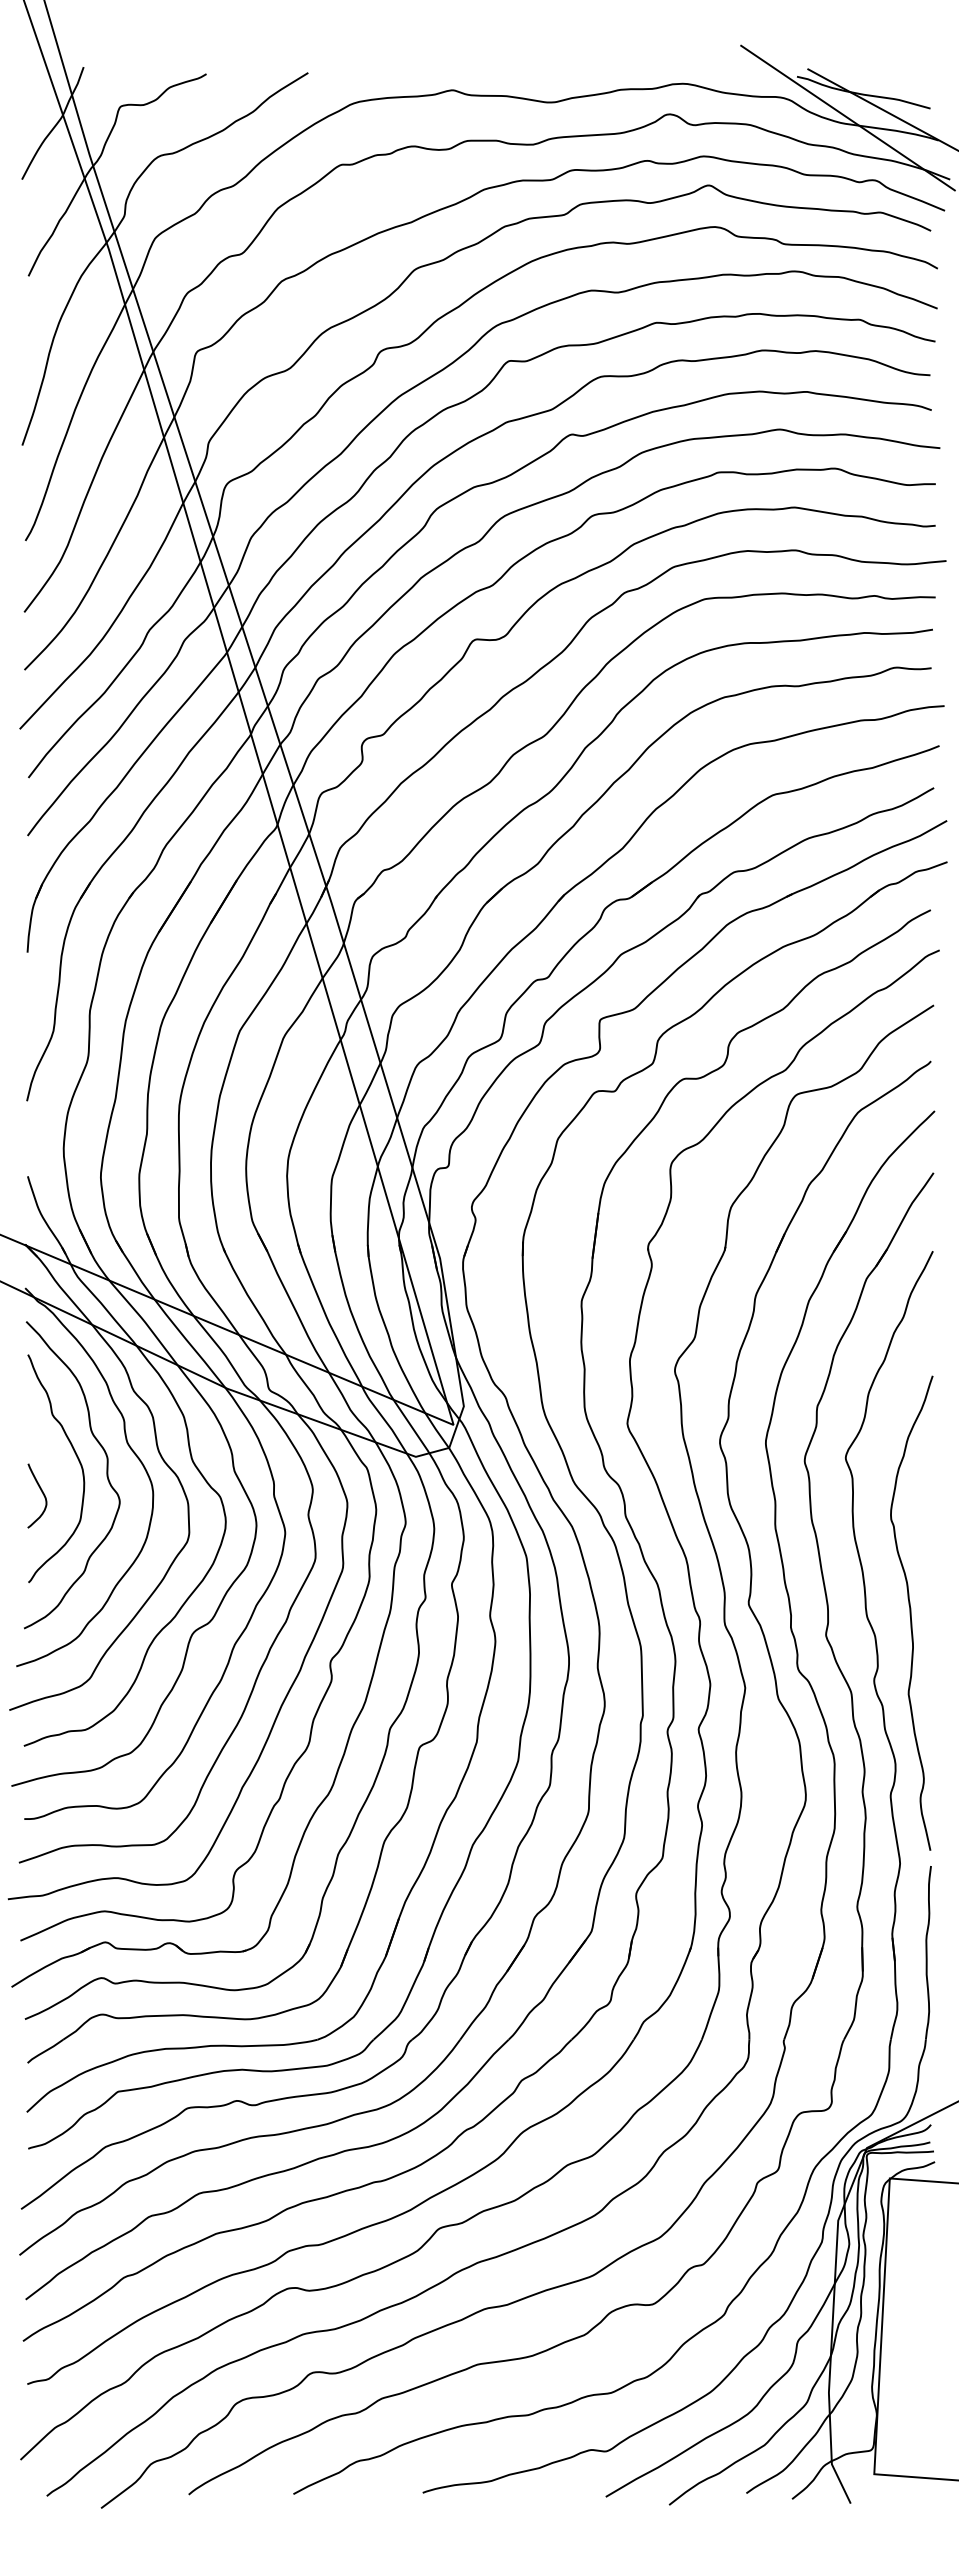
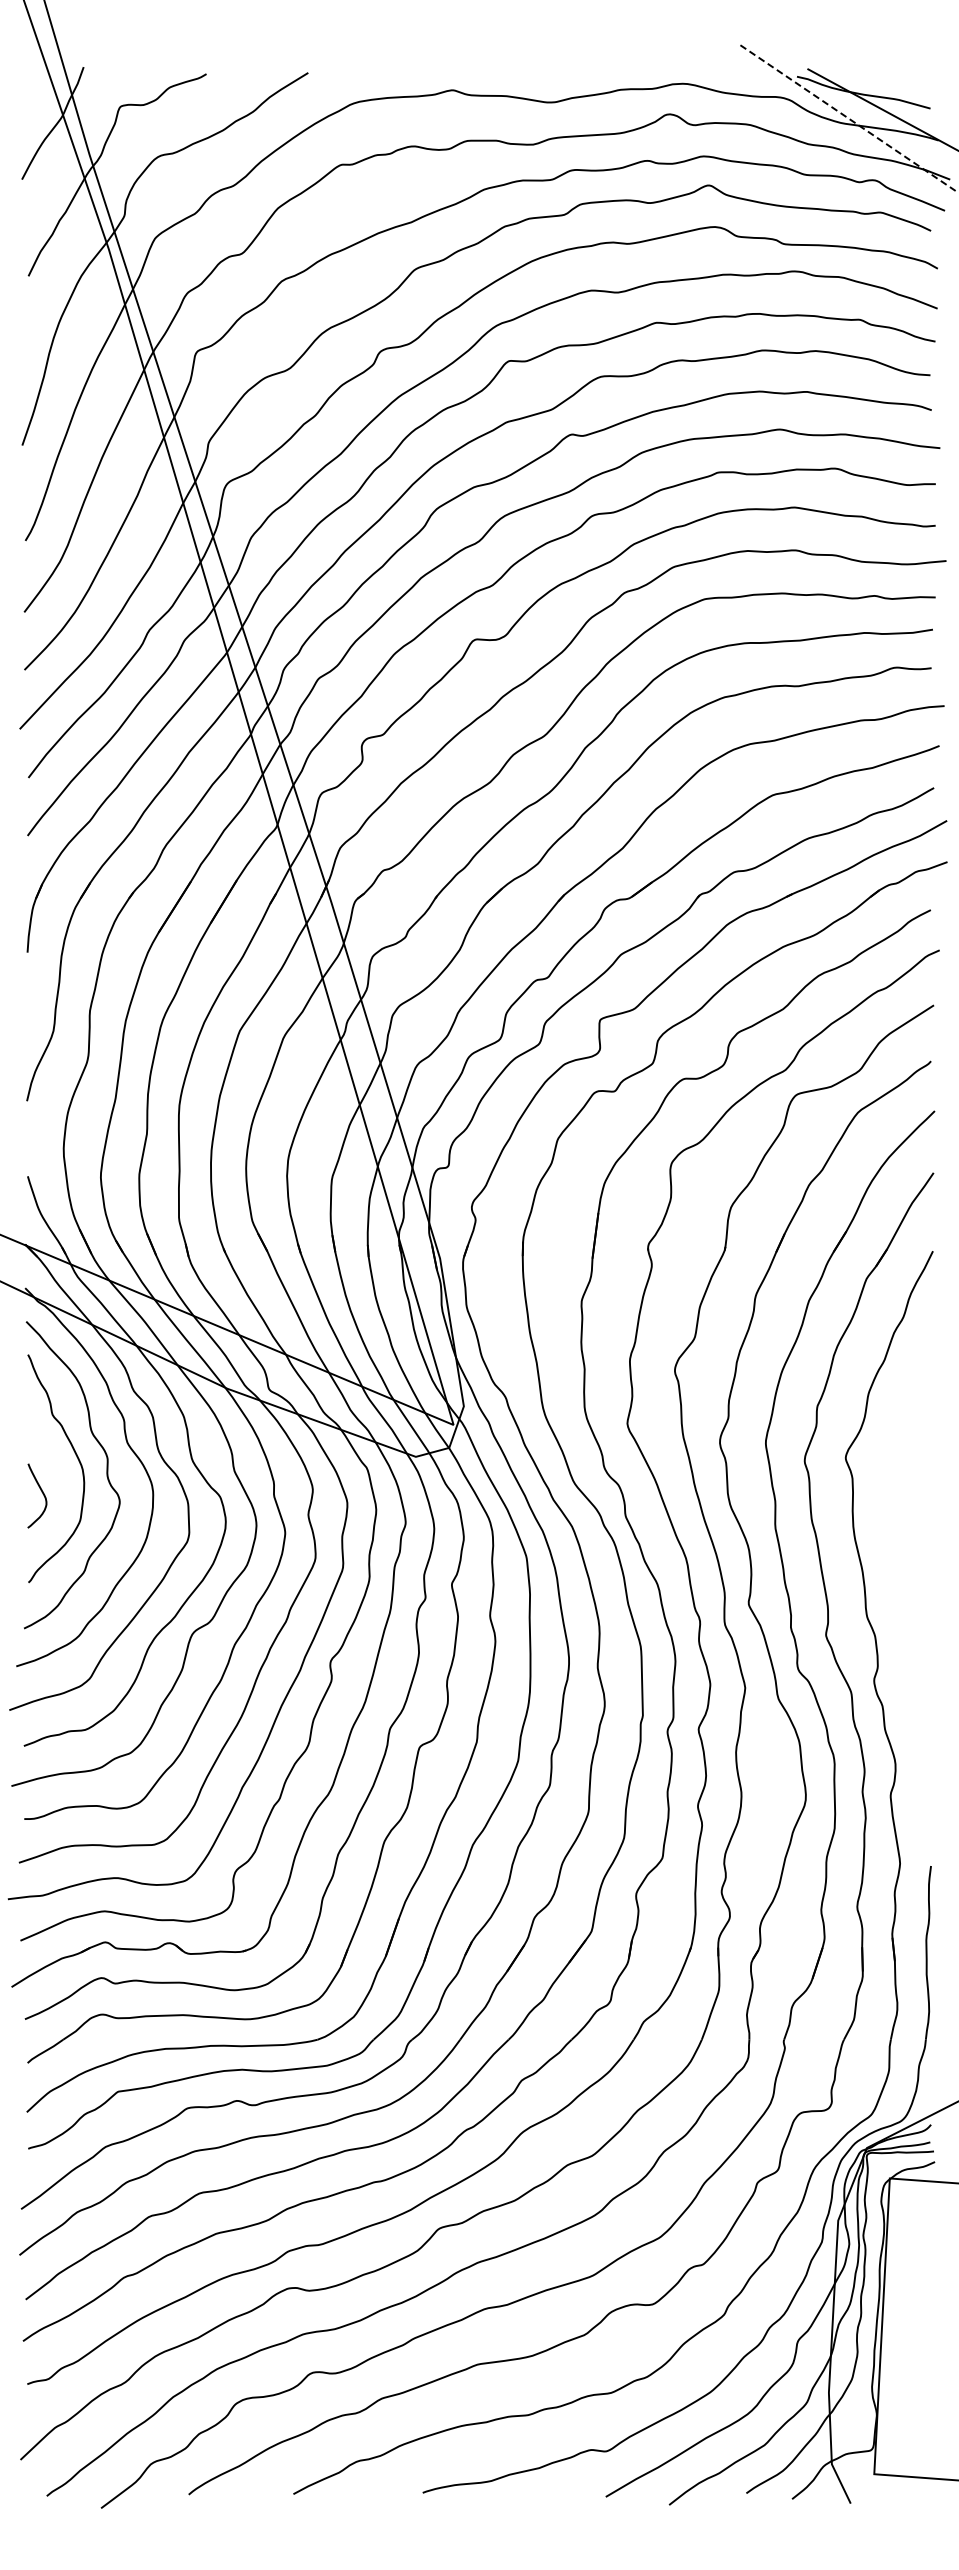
line: solid -> dashed (848, 118)
curve: present -> none (911, 1612)
